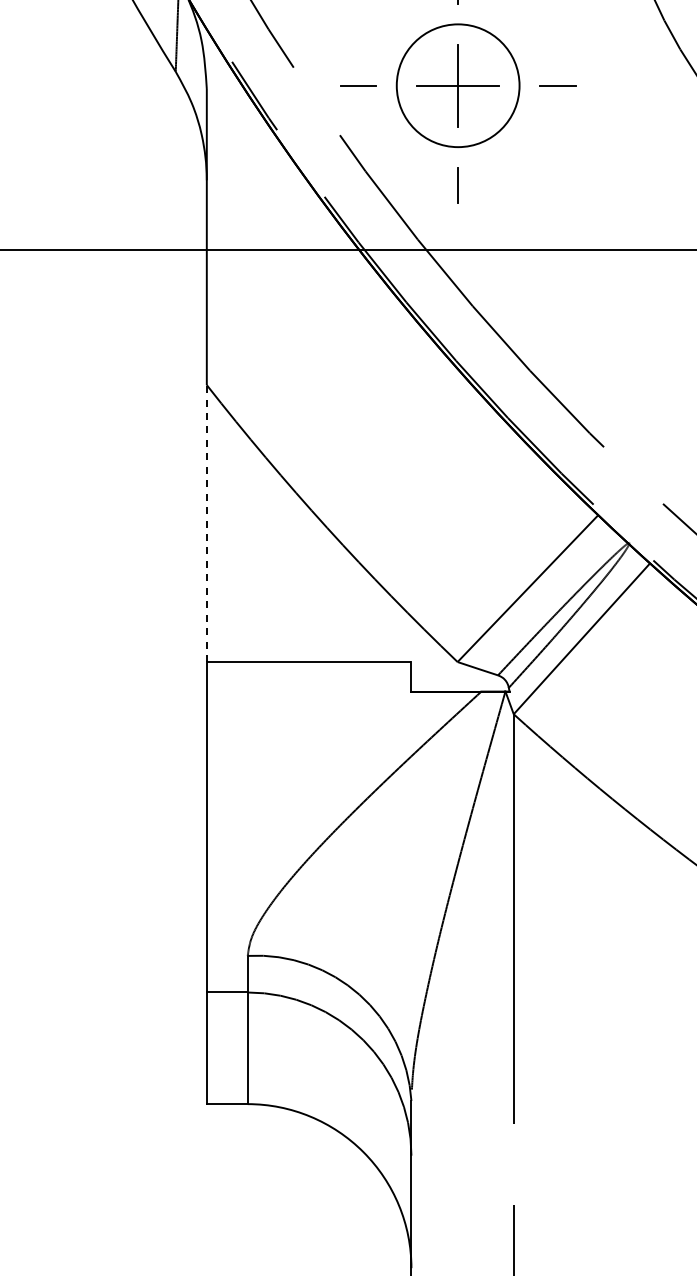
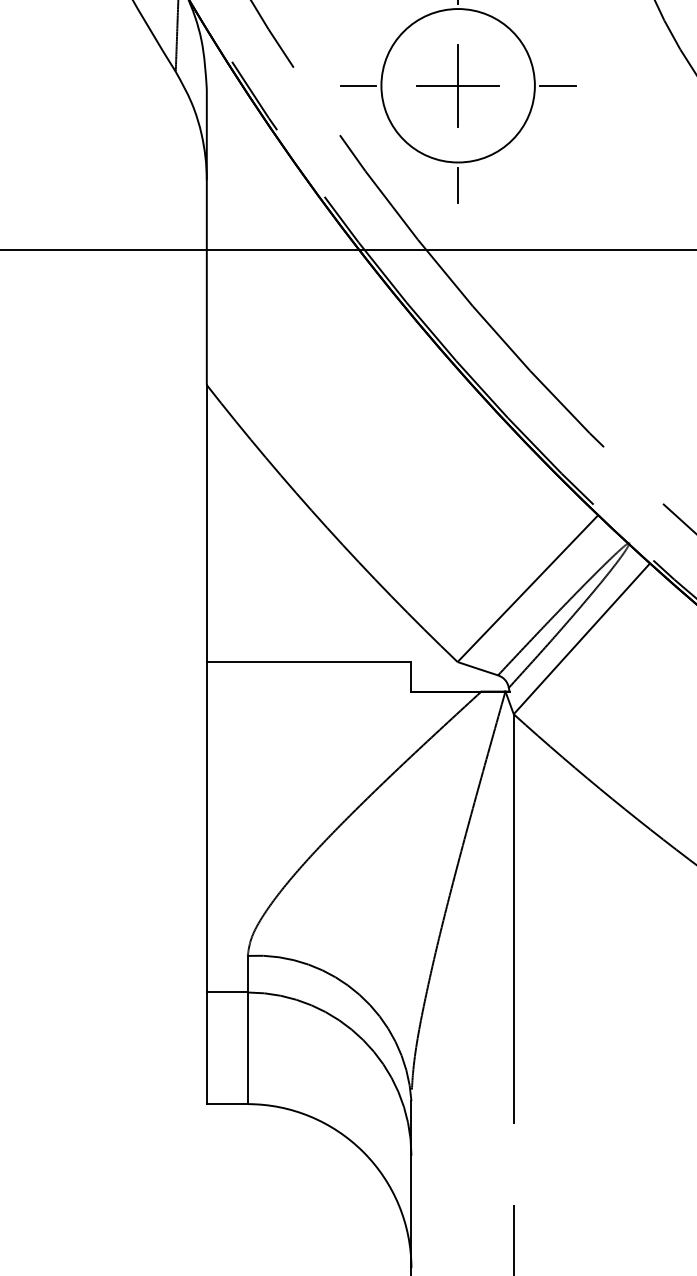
circle diameter: 123 px -> 153 px (457, 85)
line: dashed -> solid (206, 523)
